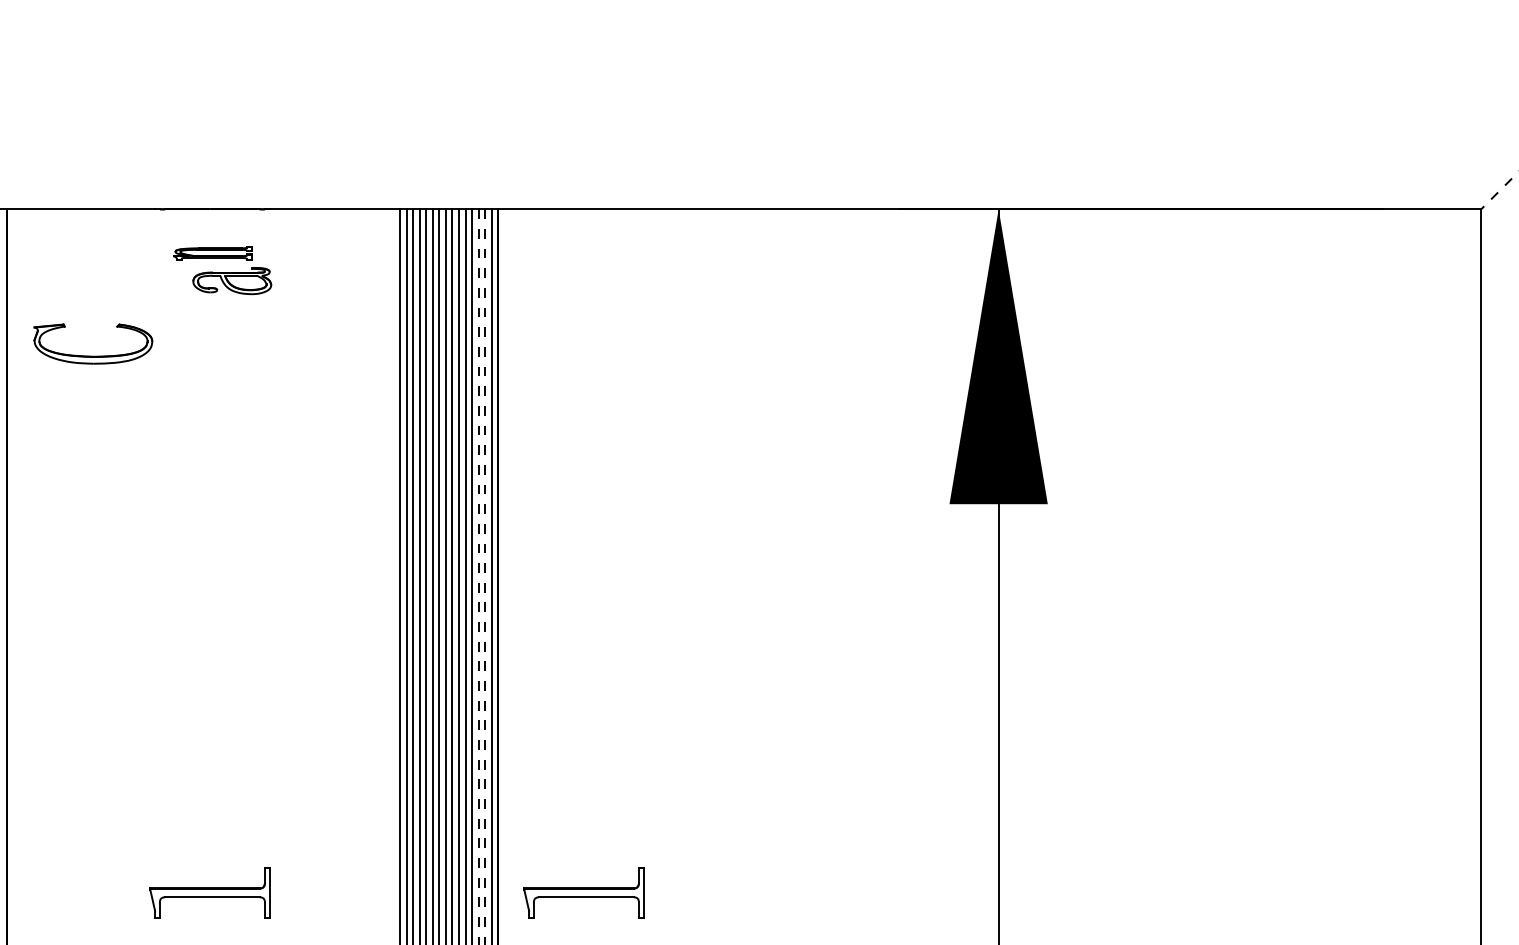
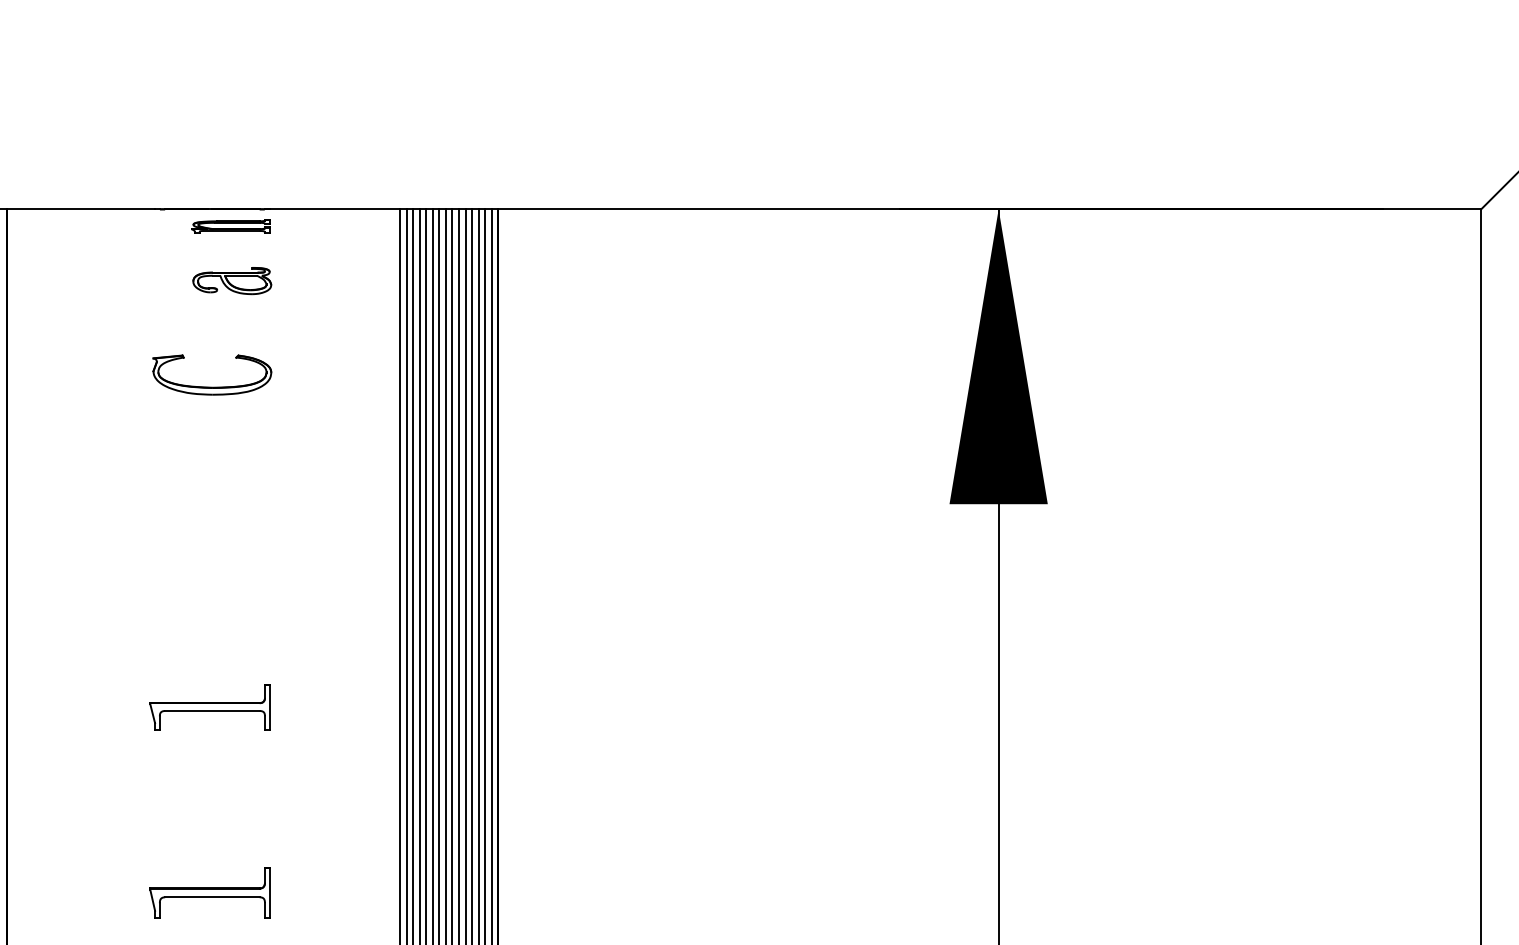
line: dashed -> solid (1499, 190)
part position: (212, 253) -> (230, 226) (230, 226)
part position: (93, 355) -> (212, 386) (212, 386)
line: dashed -> solid (478, 577)
line: dashed -> solid (485, 577)
part: none -> present (209, 707)
part: present -> none (583, 892)
